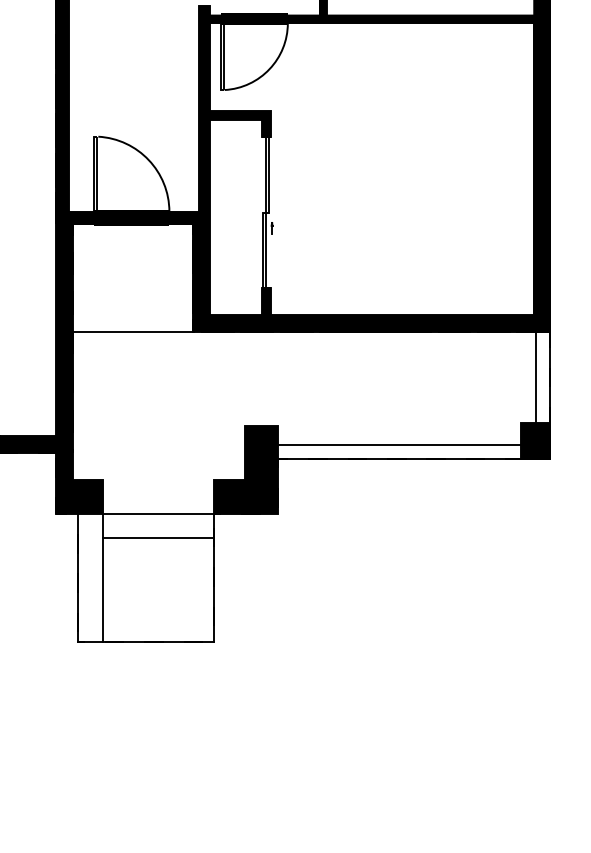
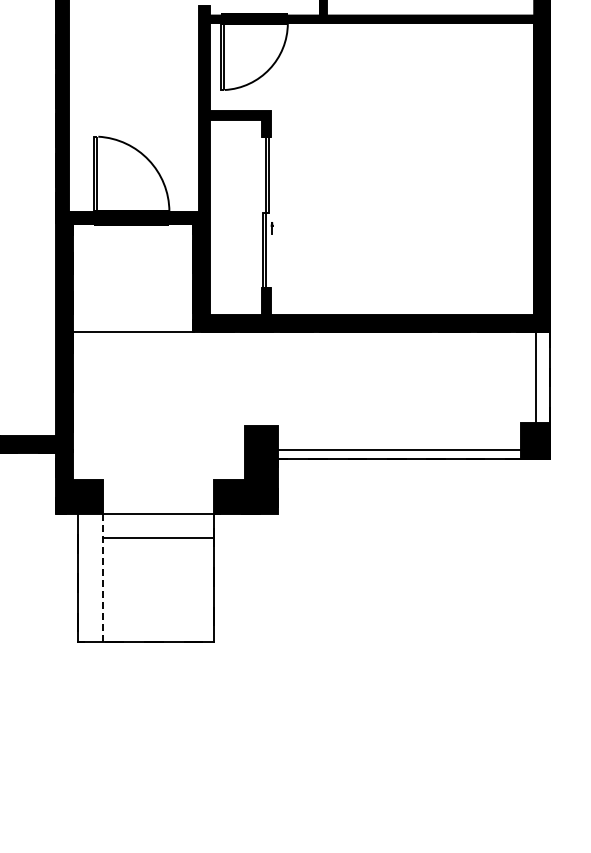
line position: (398, 444) -> (398, 449) (398, 449)
line: solid -> dashed (102, 577)
